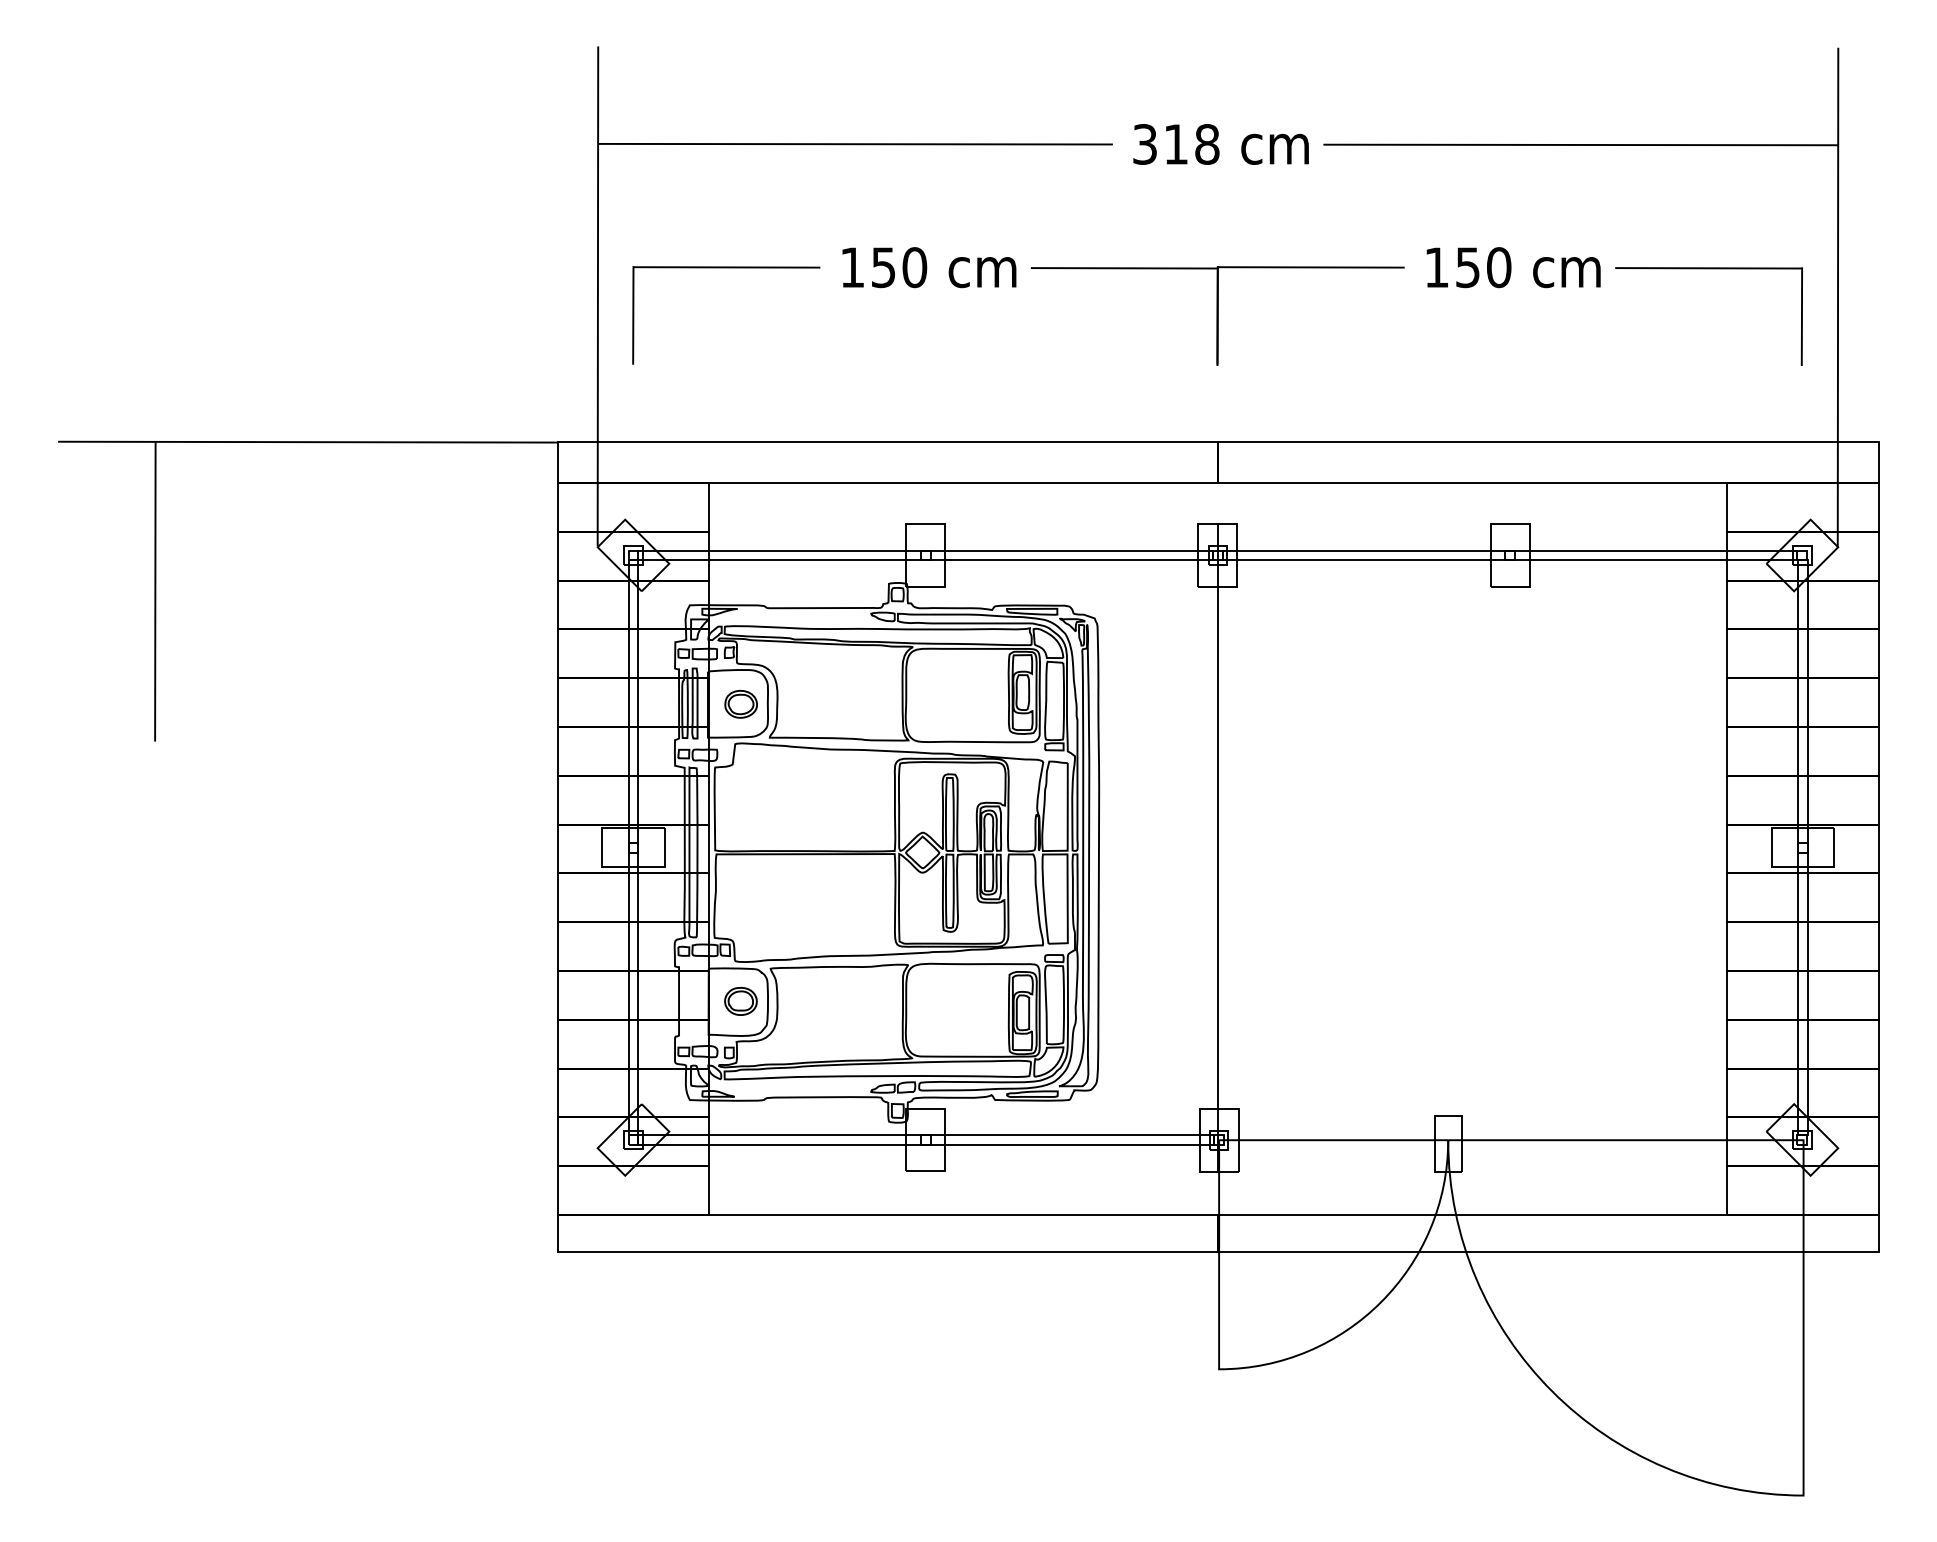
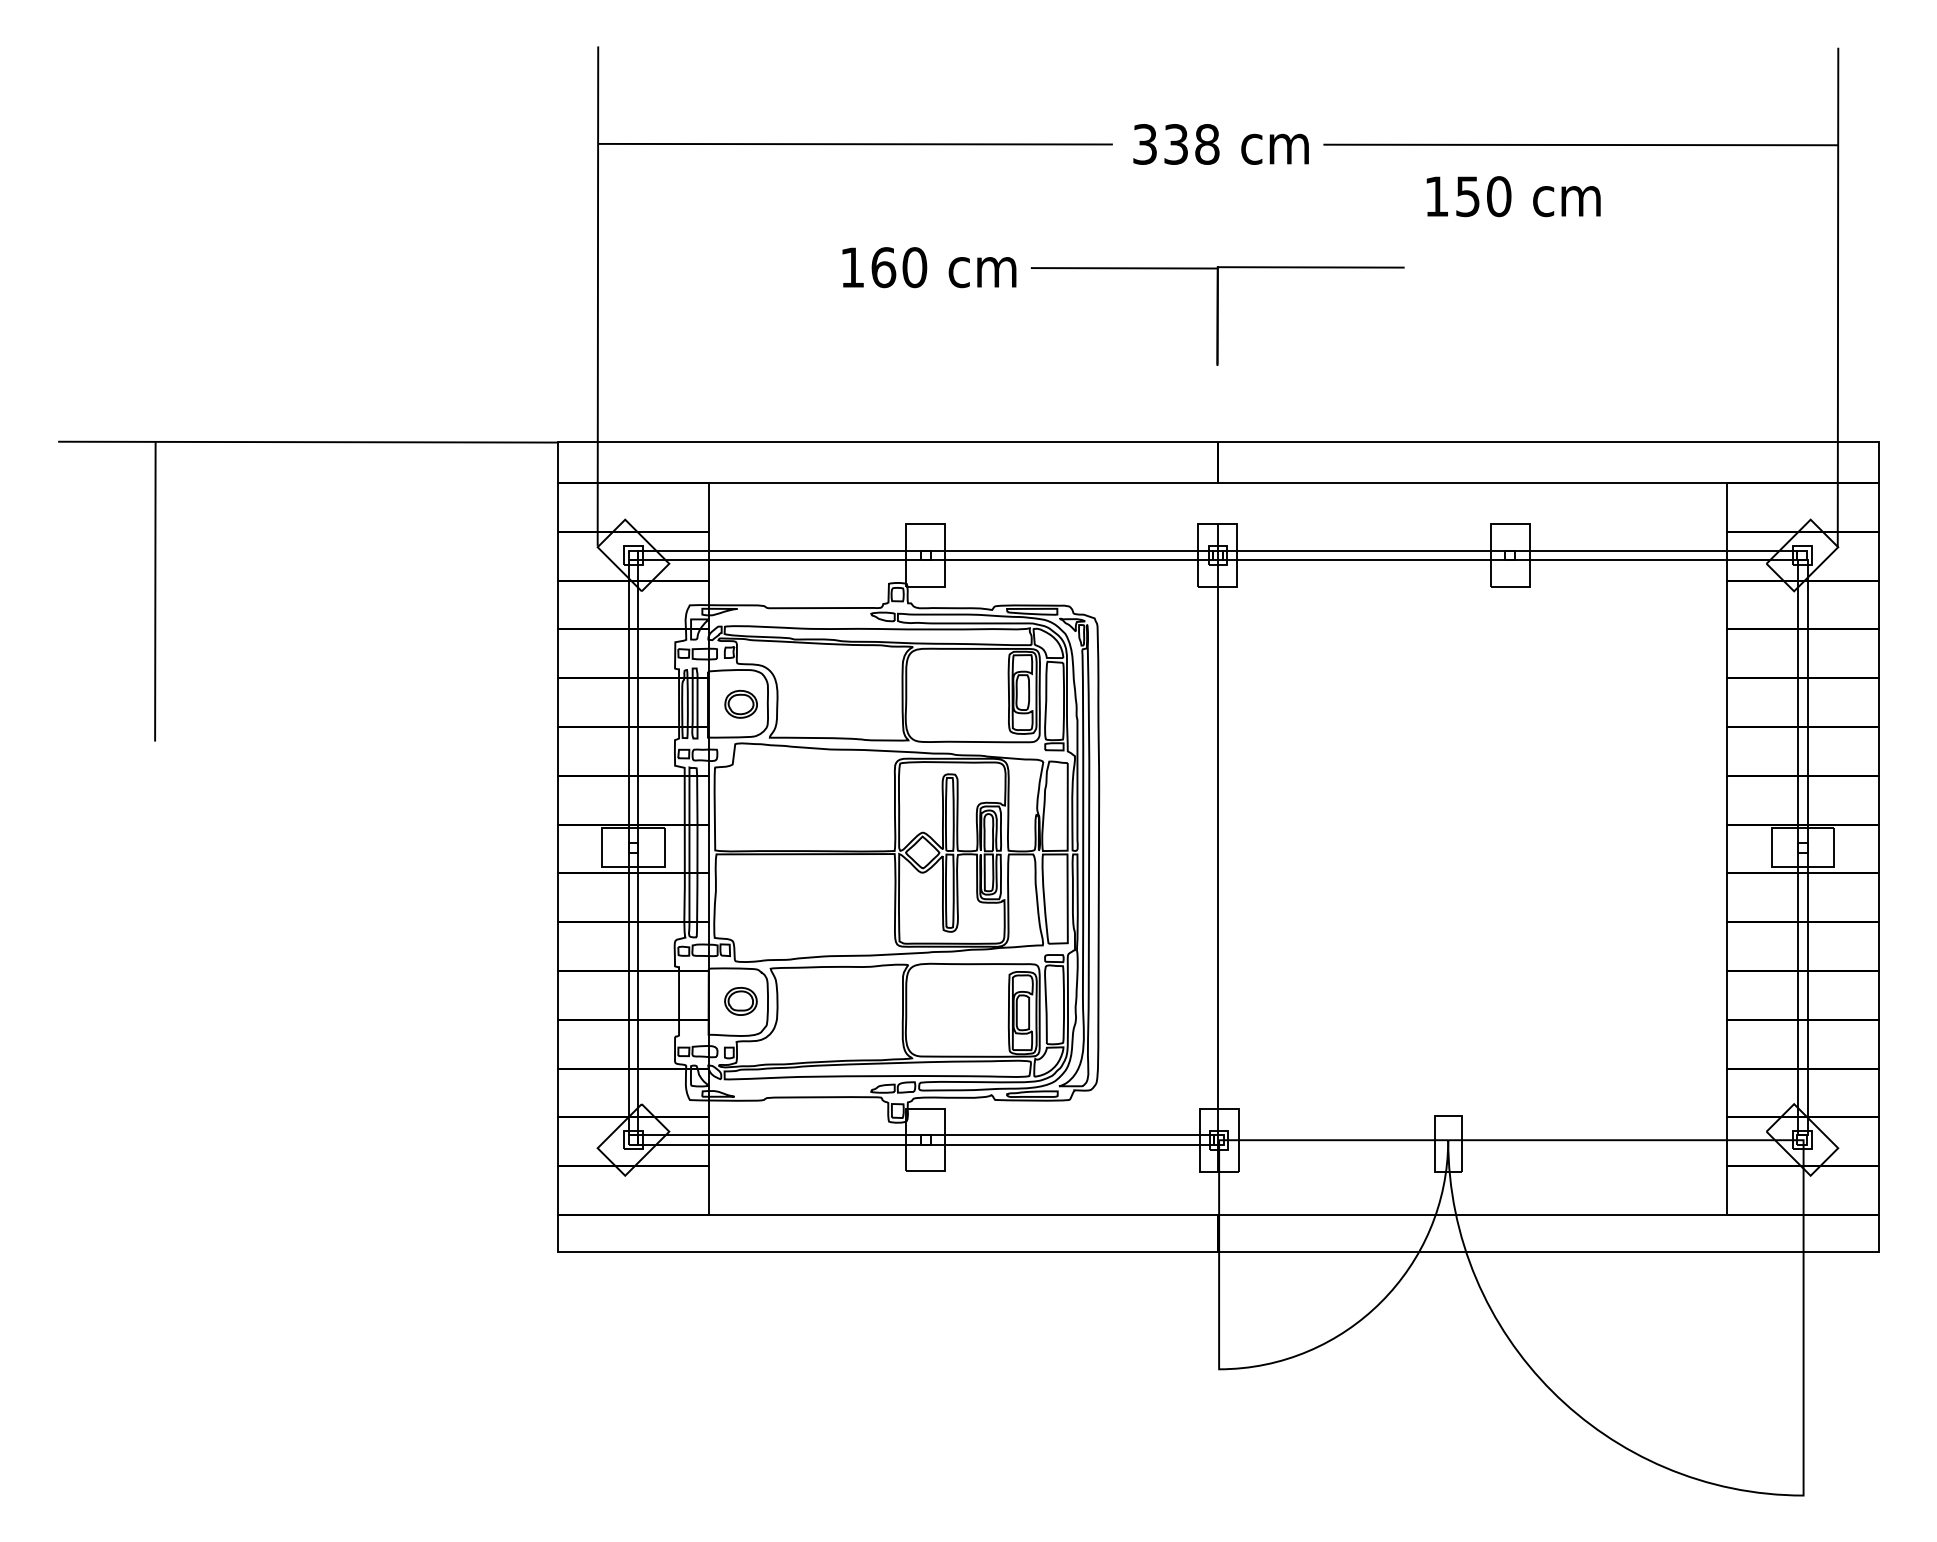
text: 318 -> 338 (1175, 144)
text: 150 -> 160 (883, 267)
text position: (1513, 267) -> (1513, 196) (1513, 196)
part: present -> none (726, 268)
part: present -> none (1708, 269)
